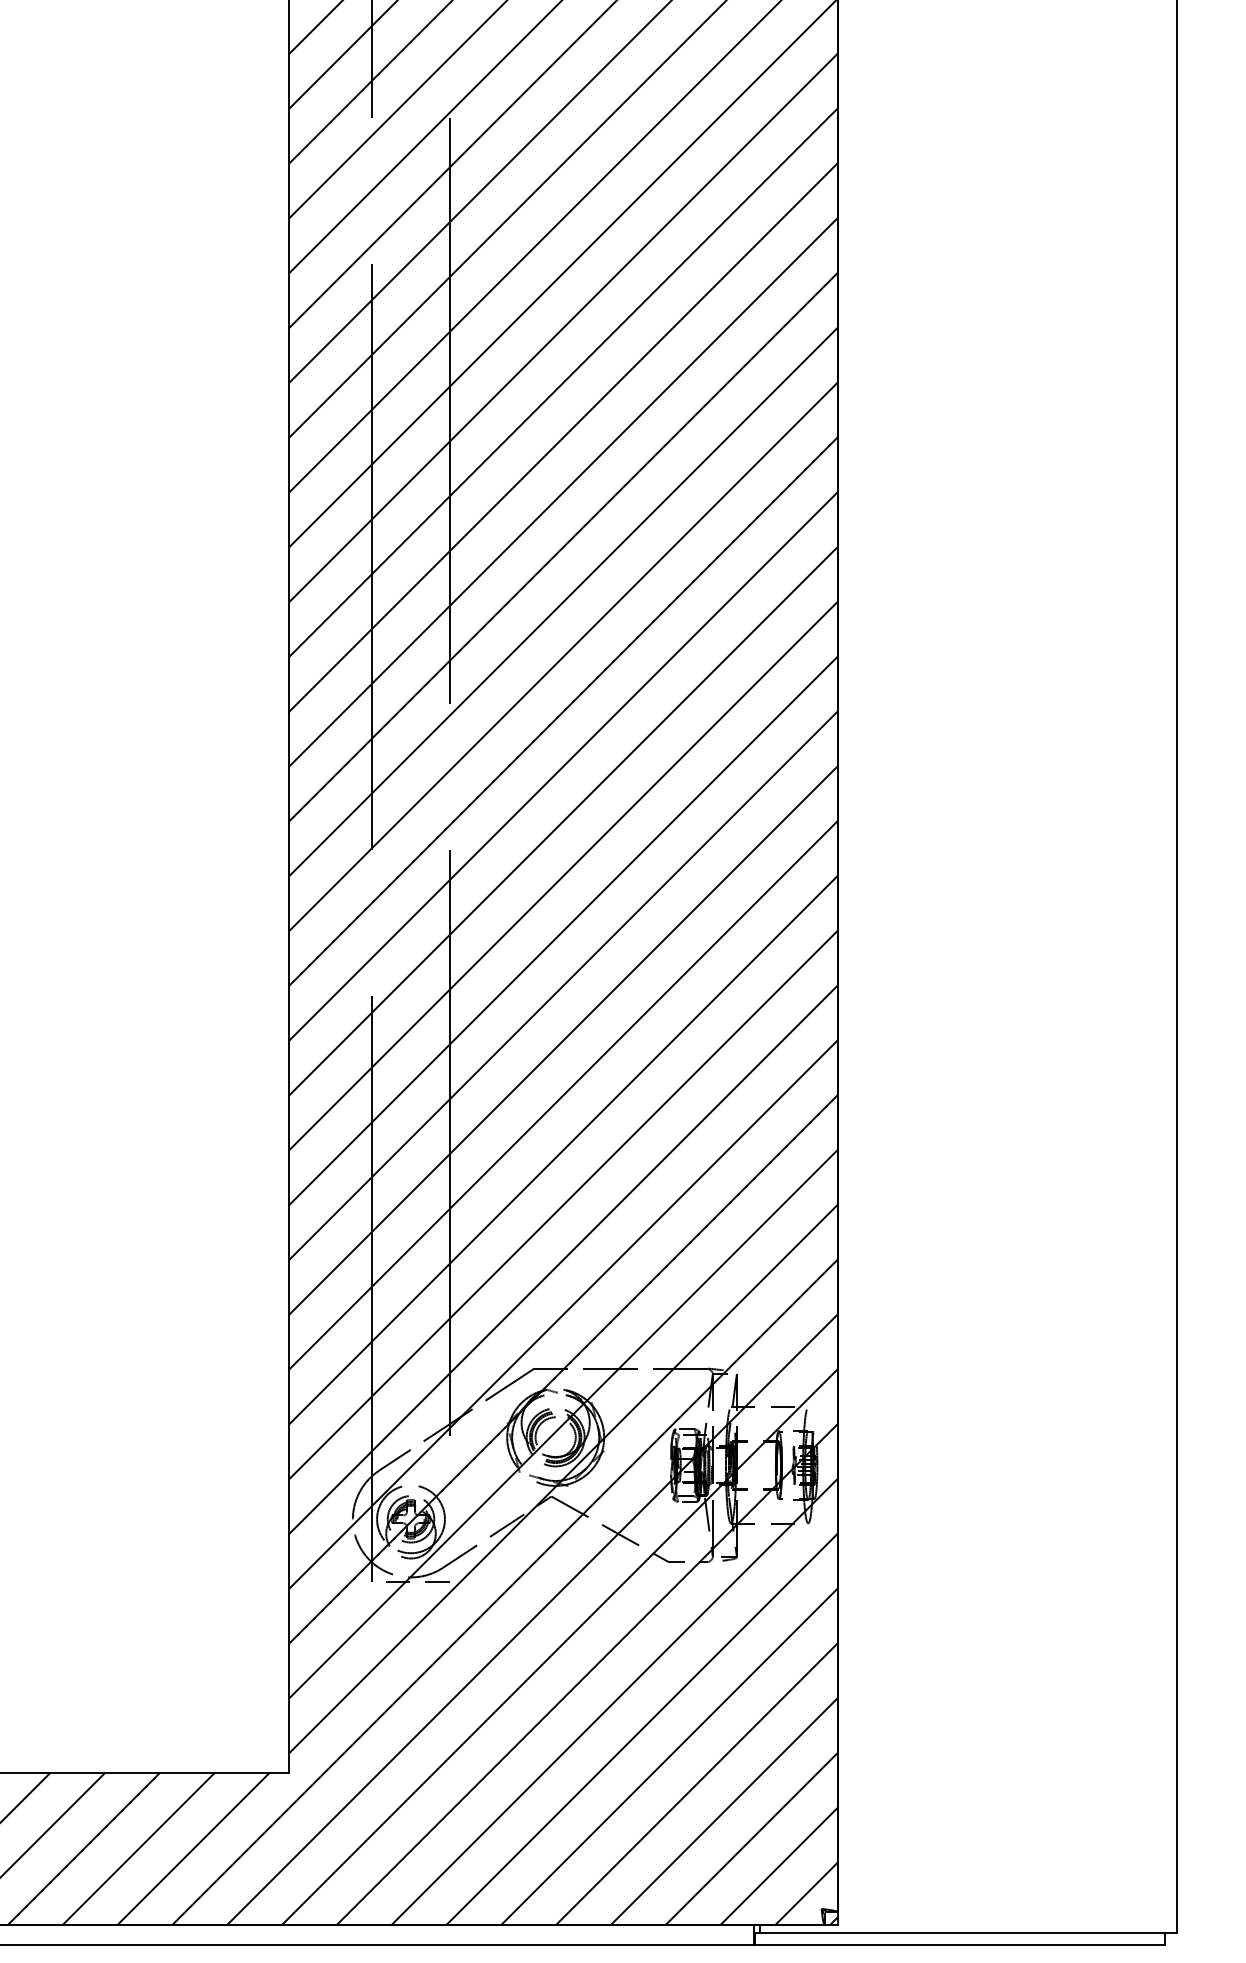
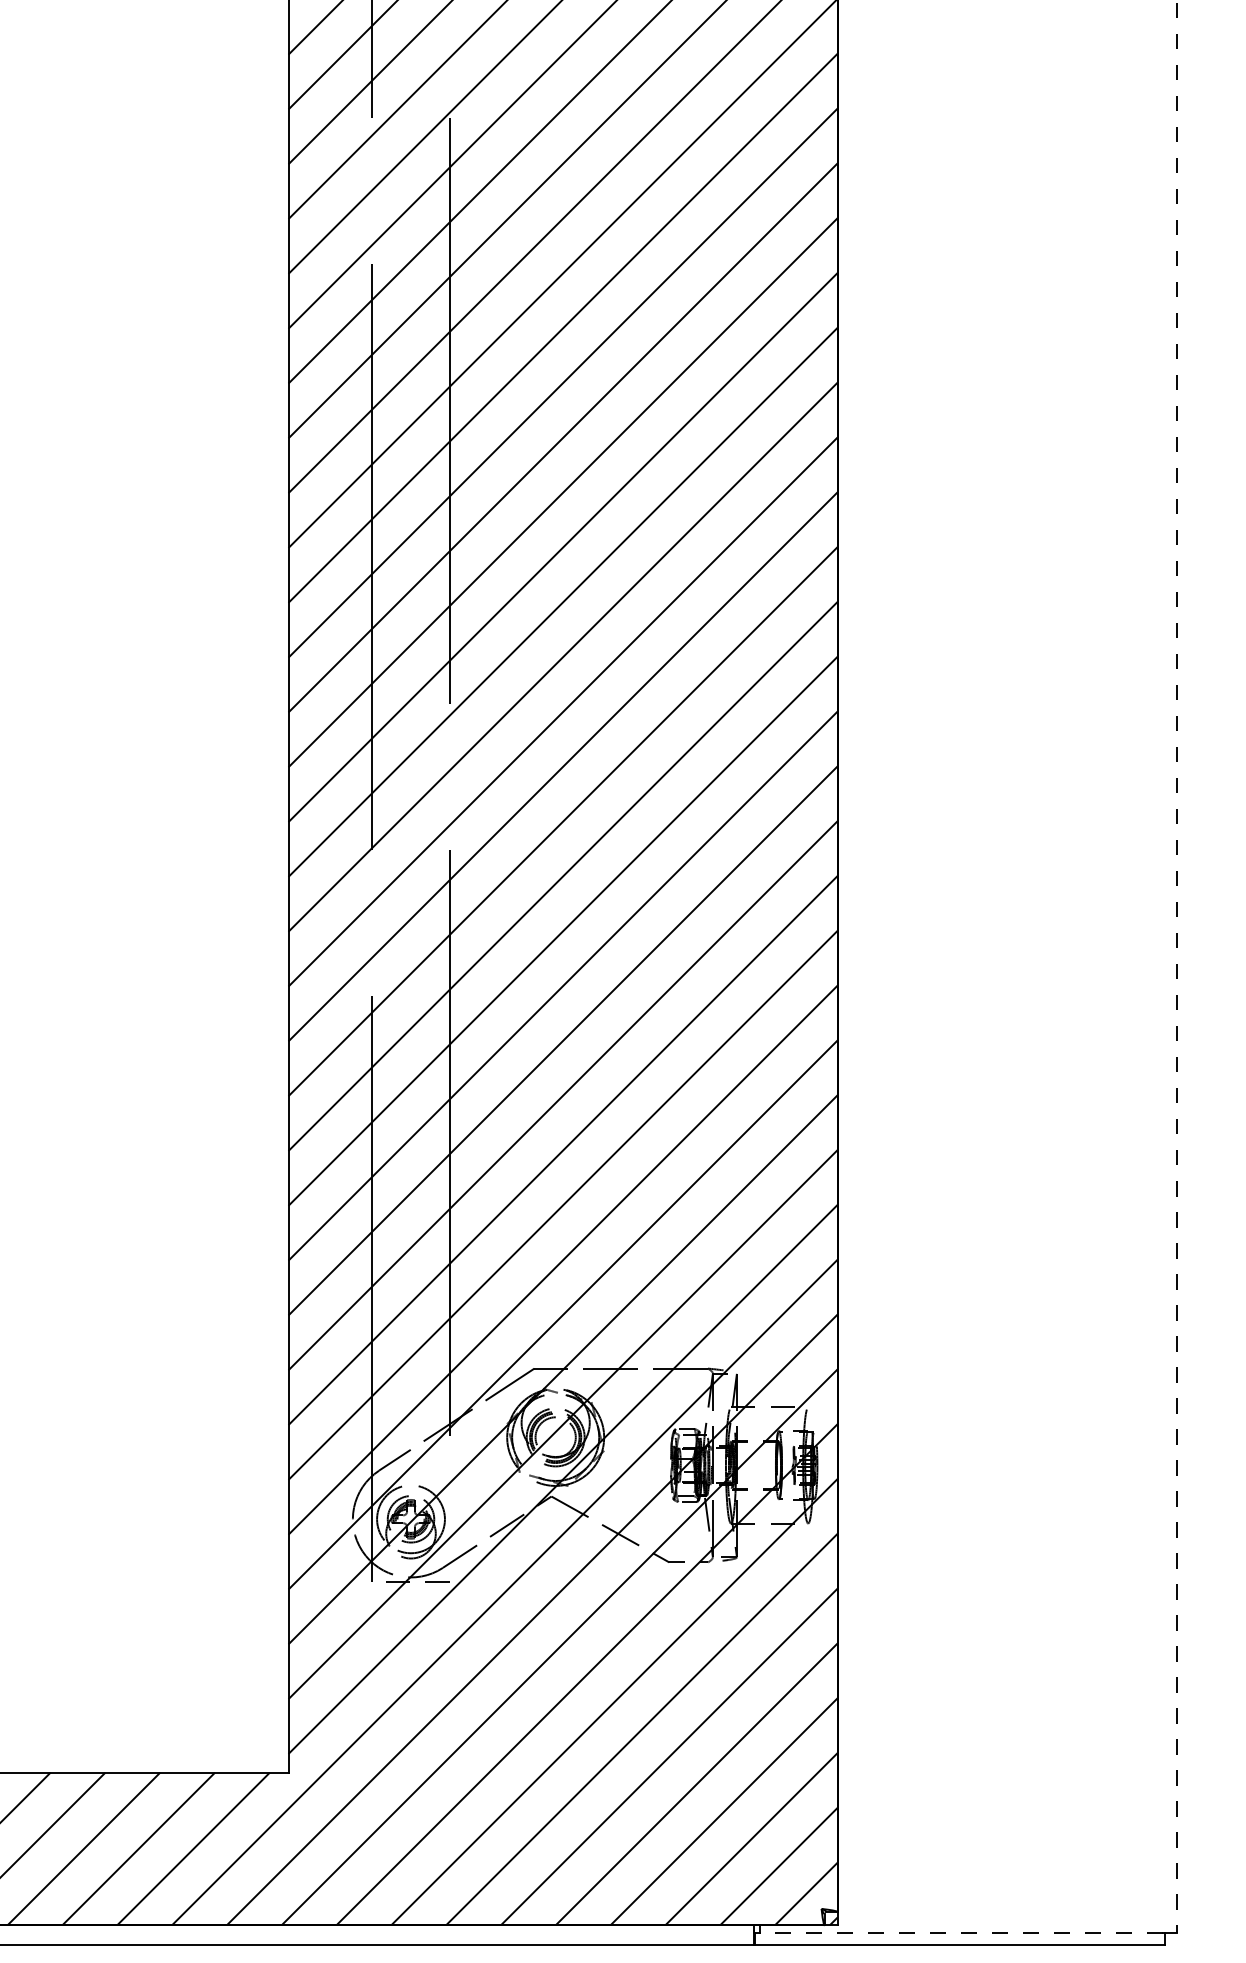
line: solid -> dashed (1176, 967)
line: solid -> dashed (961, 1933)
